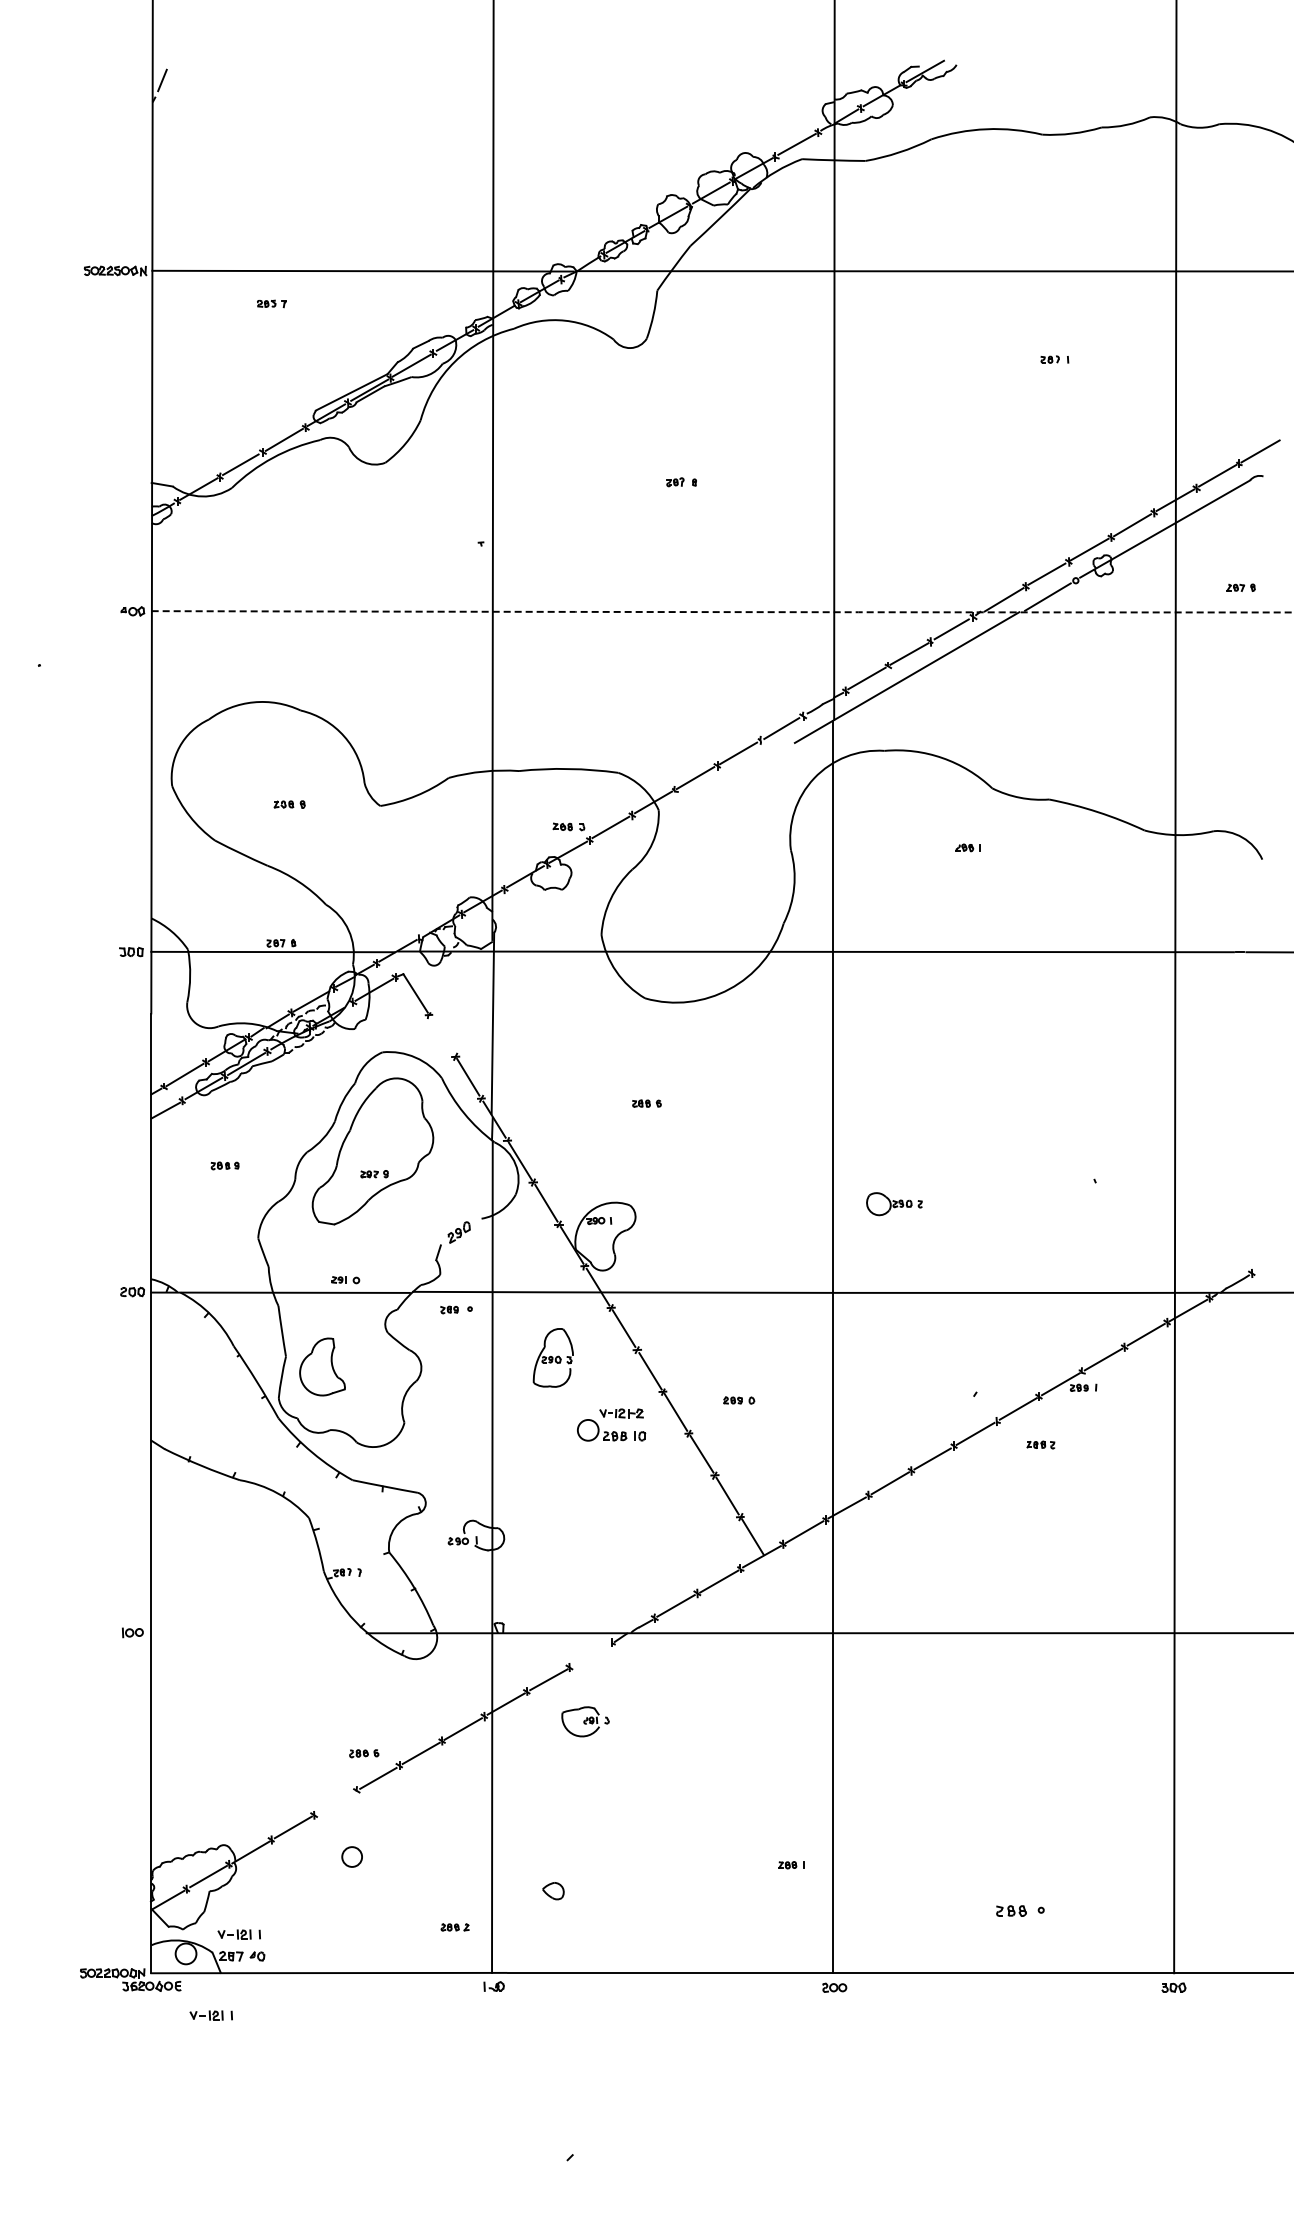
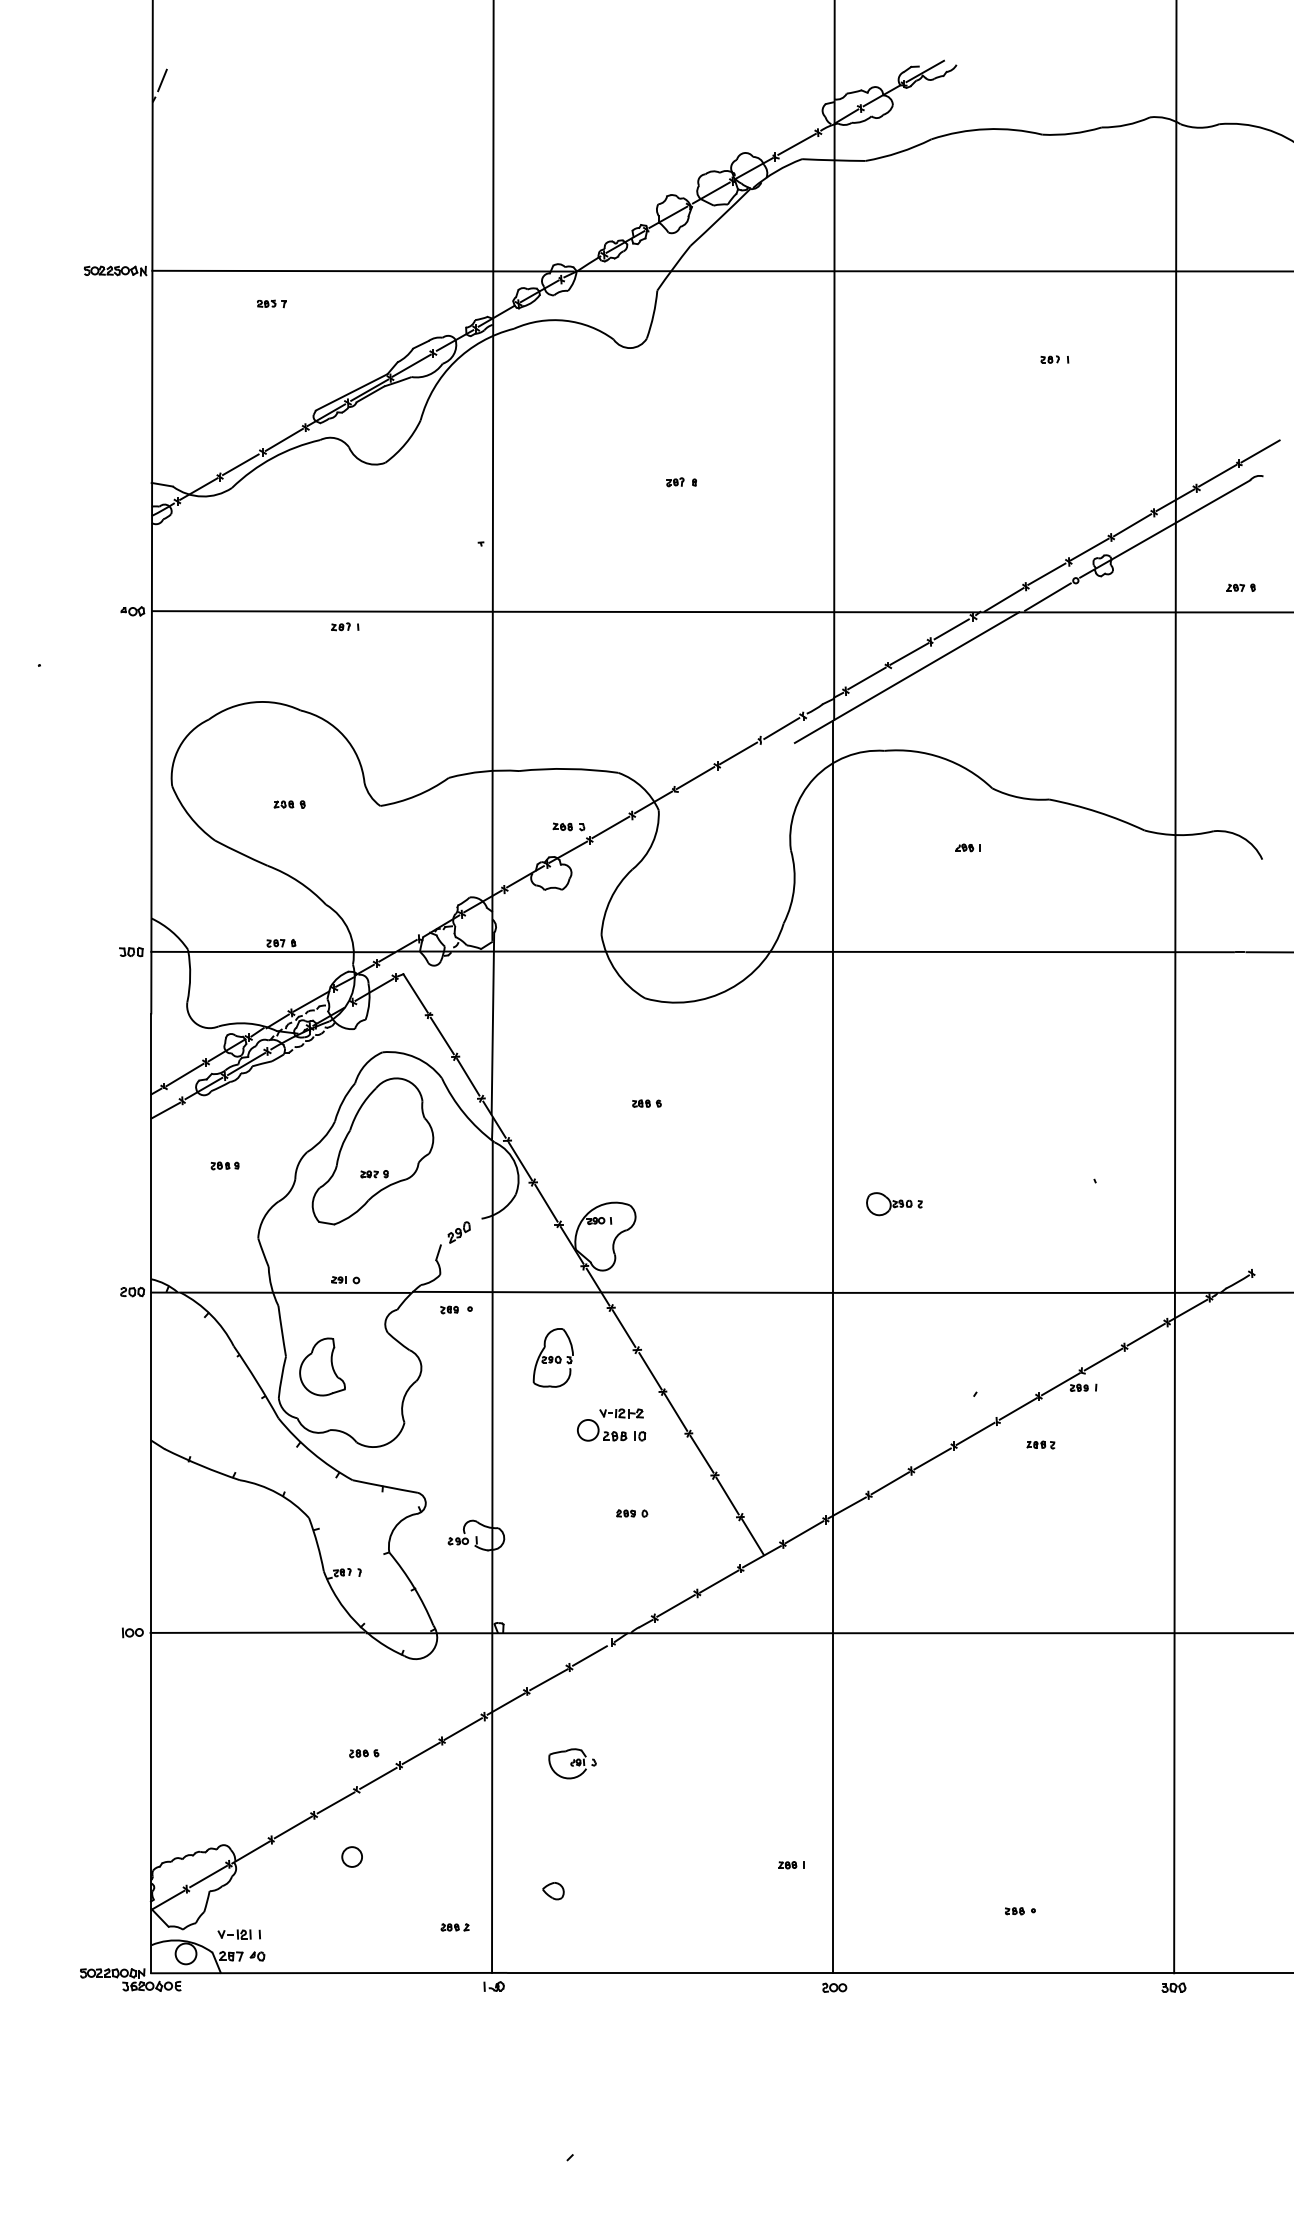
arc: dashed -> solid (723, 612)
part: none -> present (345, 626)
line: none -> present (441, 1035)
part position: (739, 1400) -> (632, 1513) (632, 1513)
line: none -> present (257, 1632)
line: none -> present (589, 1655)
part position: (585, 1721) -> (572, 1763) (572, 1763)
line: none -> present (335, 1802)
part size: 49x12 px -> 31x9 px (1020, 1911)
part: present -> none (210, 2015)
